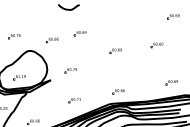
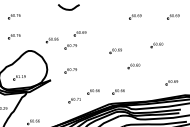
part: none -> present (14, 16)
part: none -> present (135, 16)
part: none -> present (70, 46)
part: none -> present (133, 66)
part: none -> present (93, 91)
